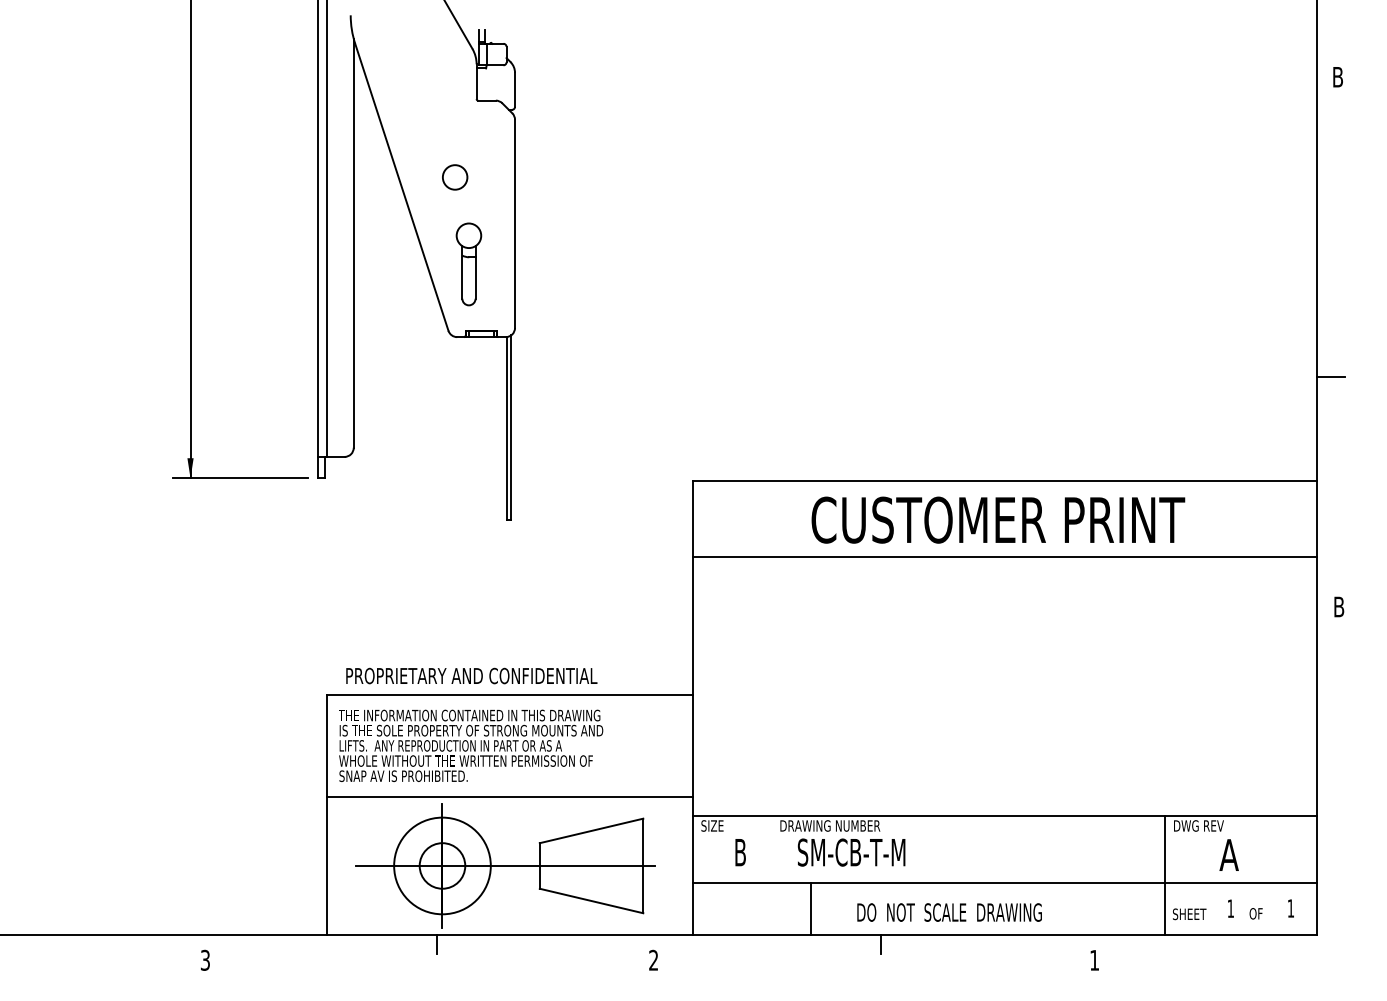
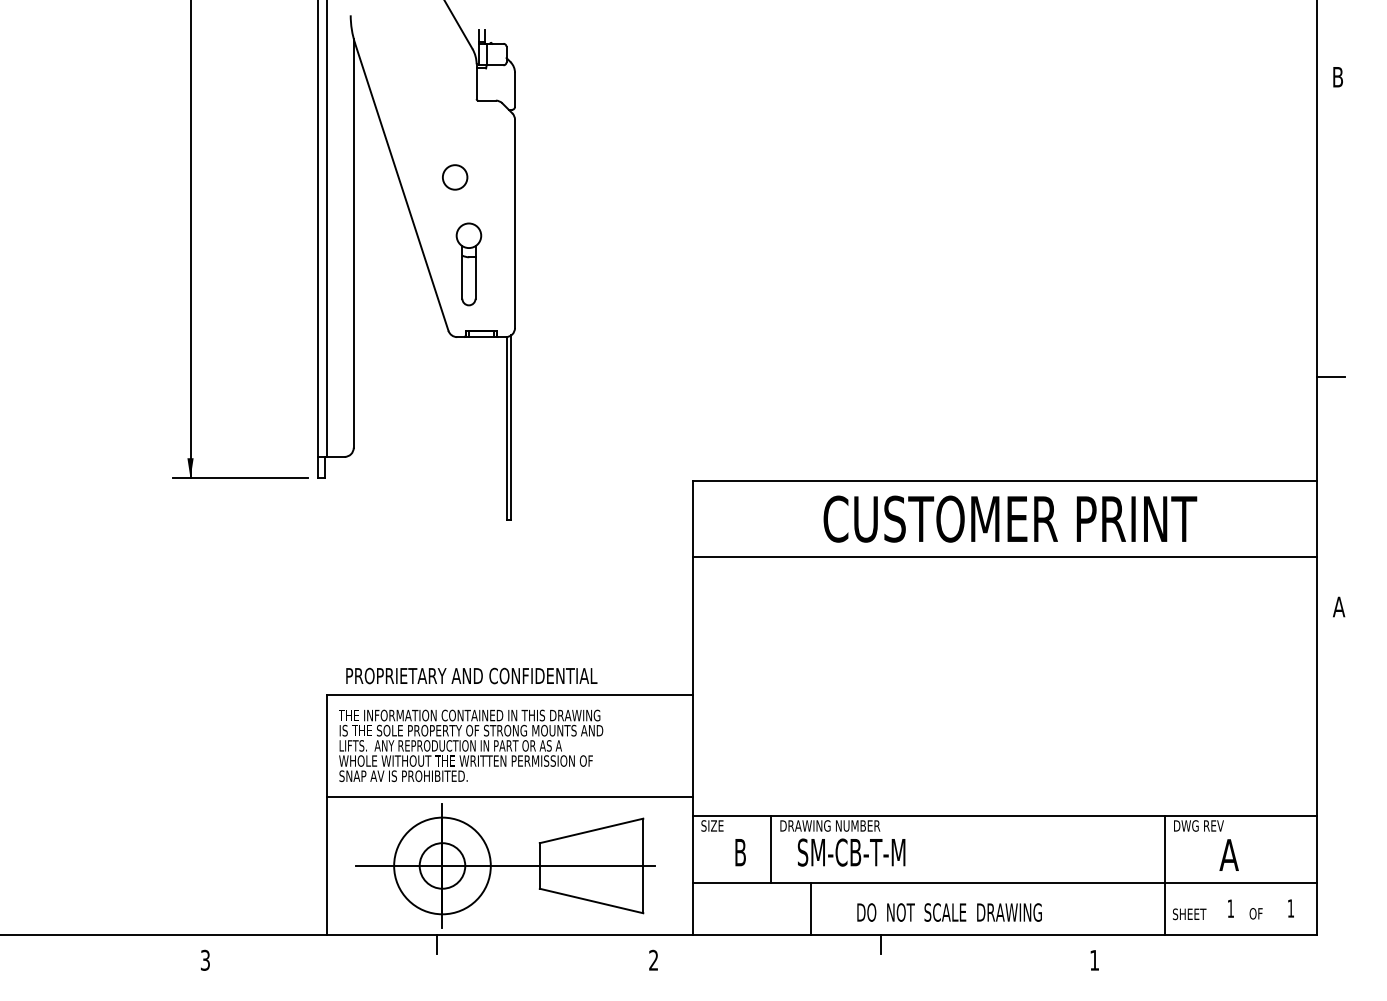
text position: (998, 519) -> (1010, 518) (1010, 518)
text: B -> A (1339, 606)
line: none -> present (771, 849)
